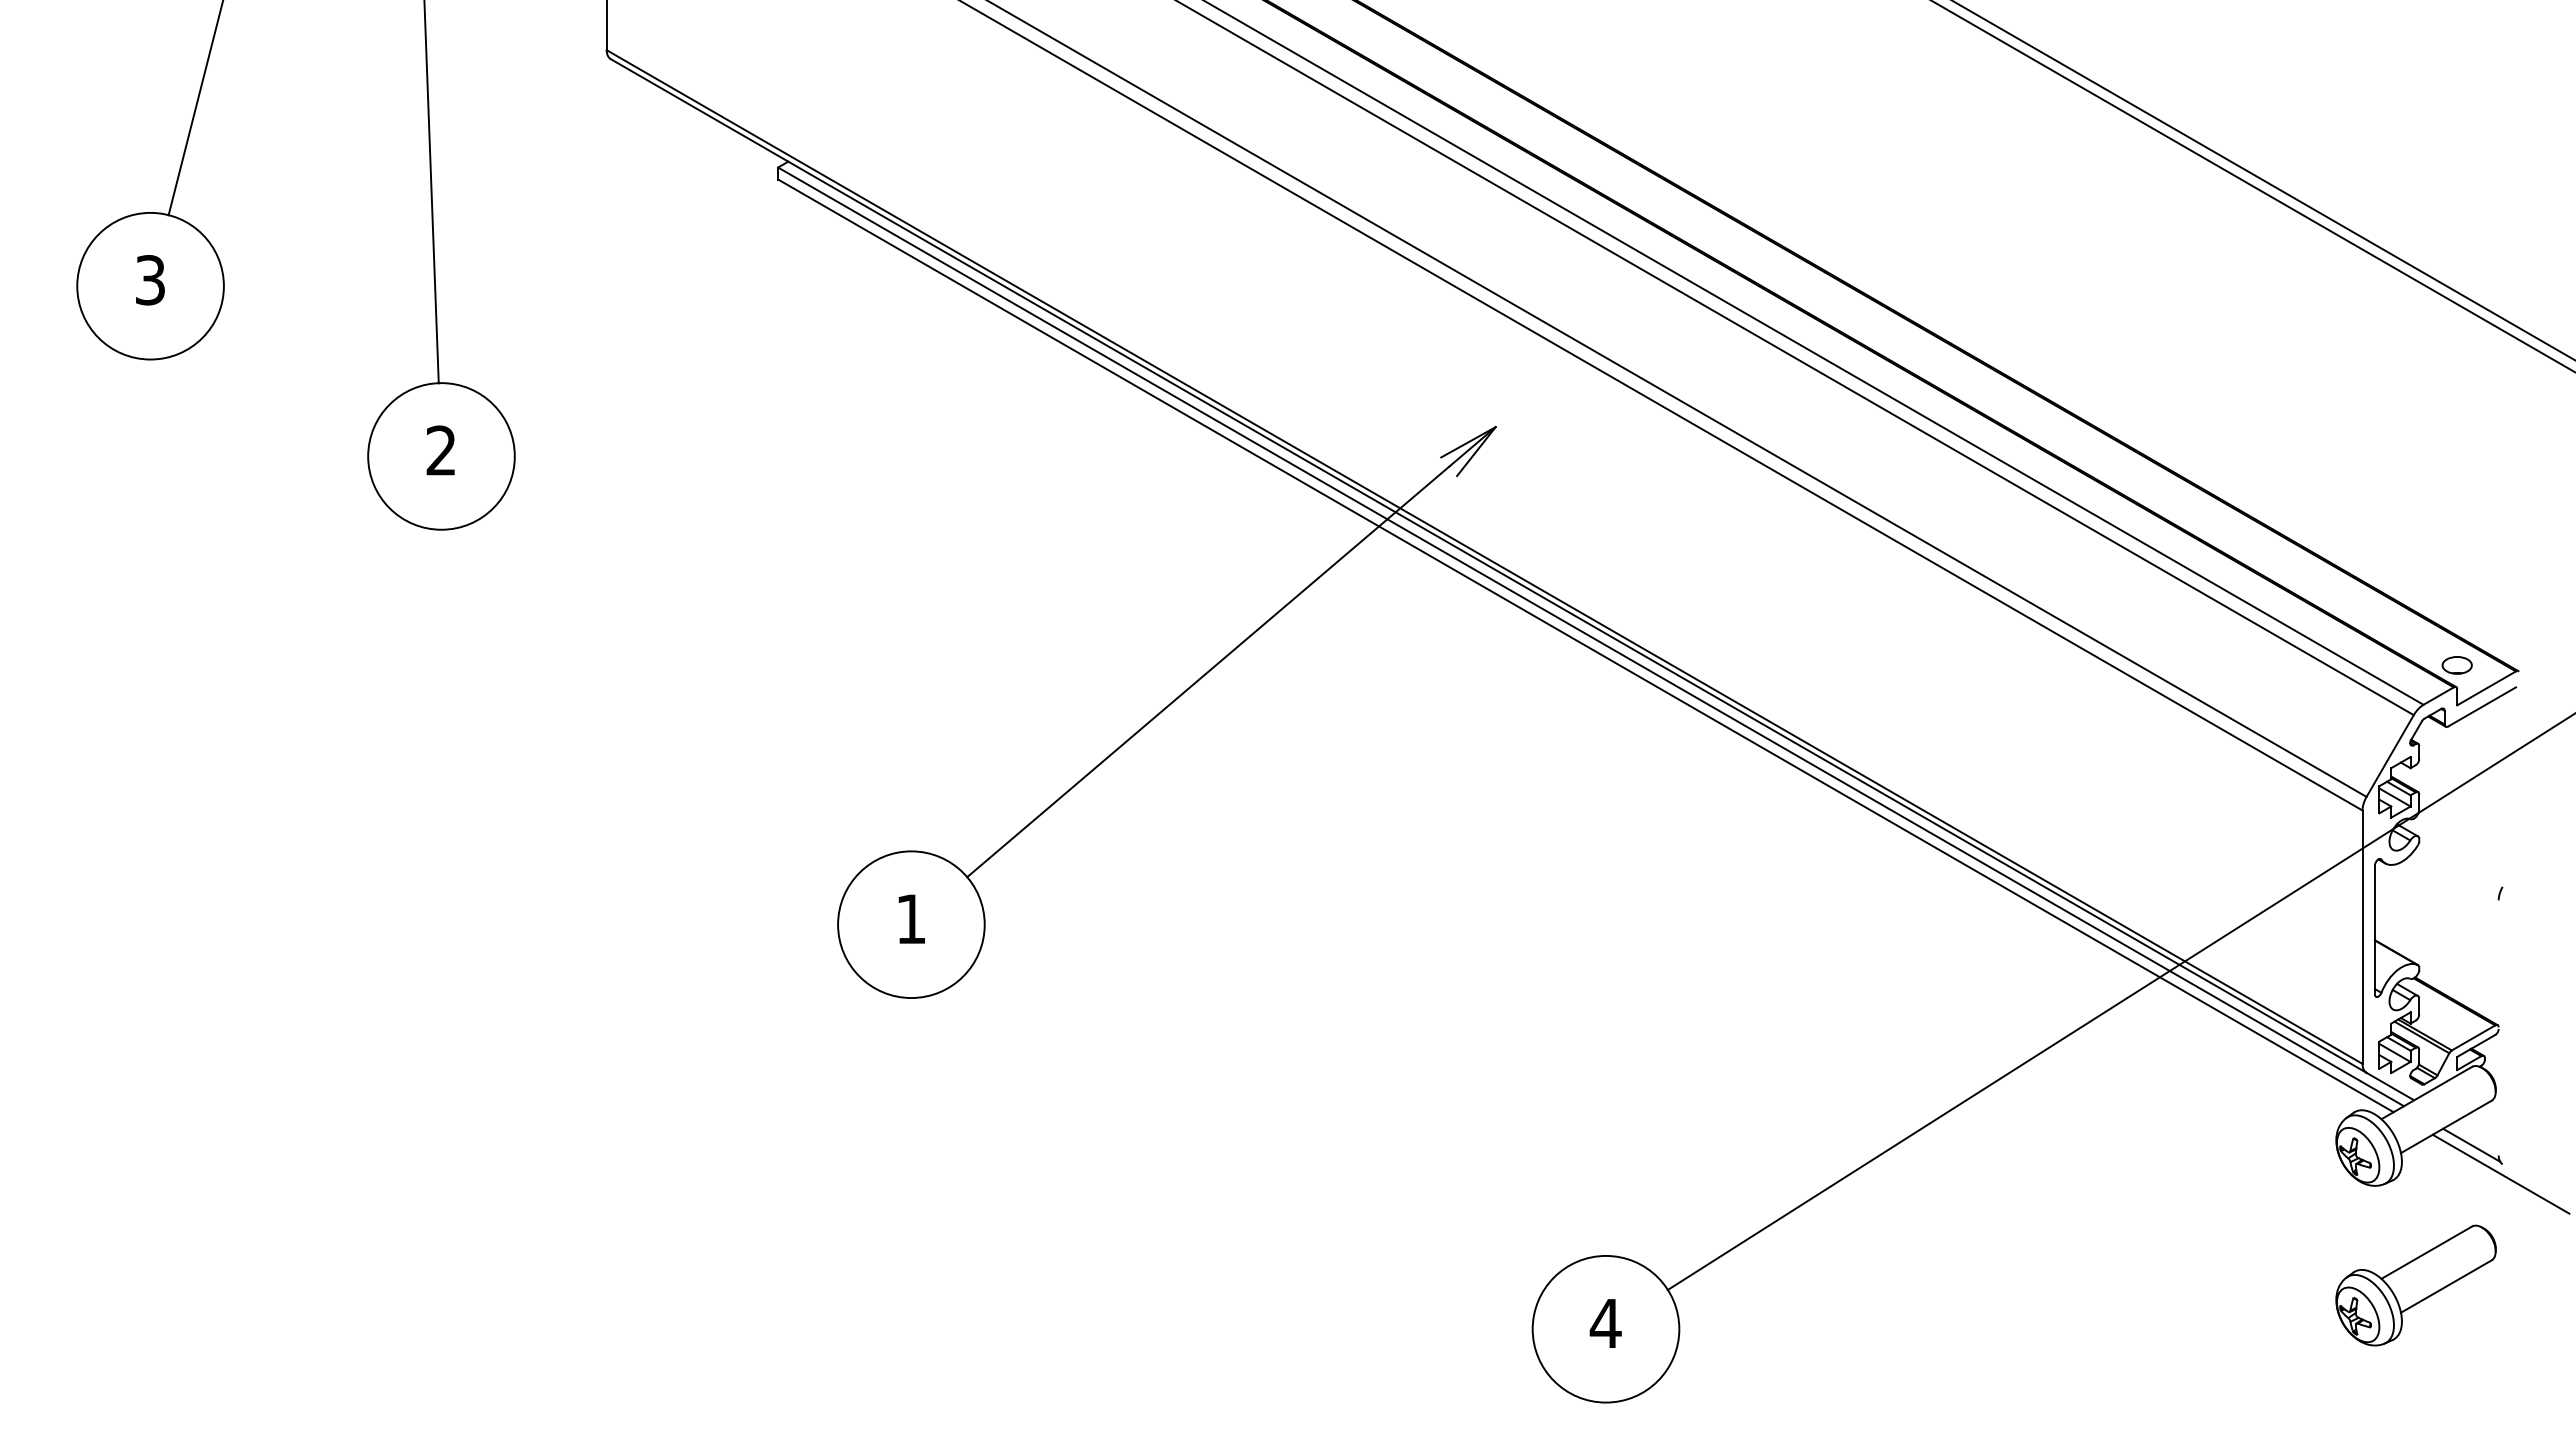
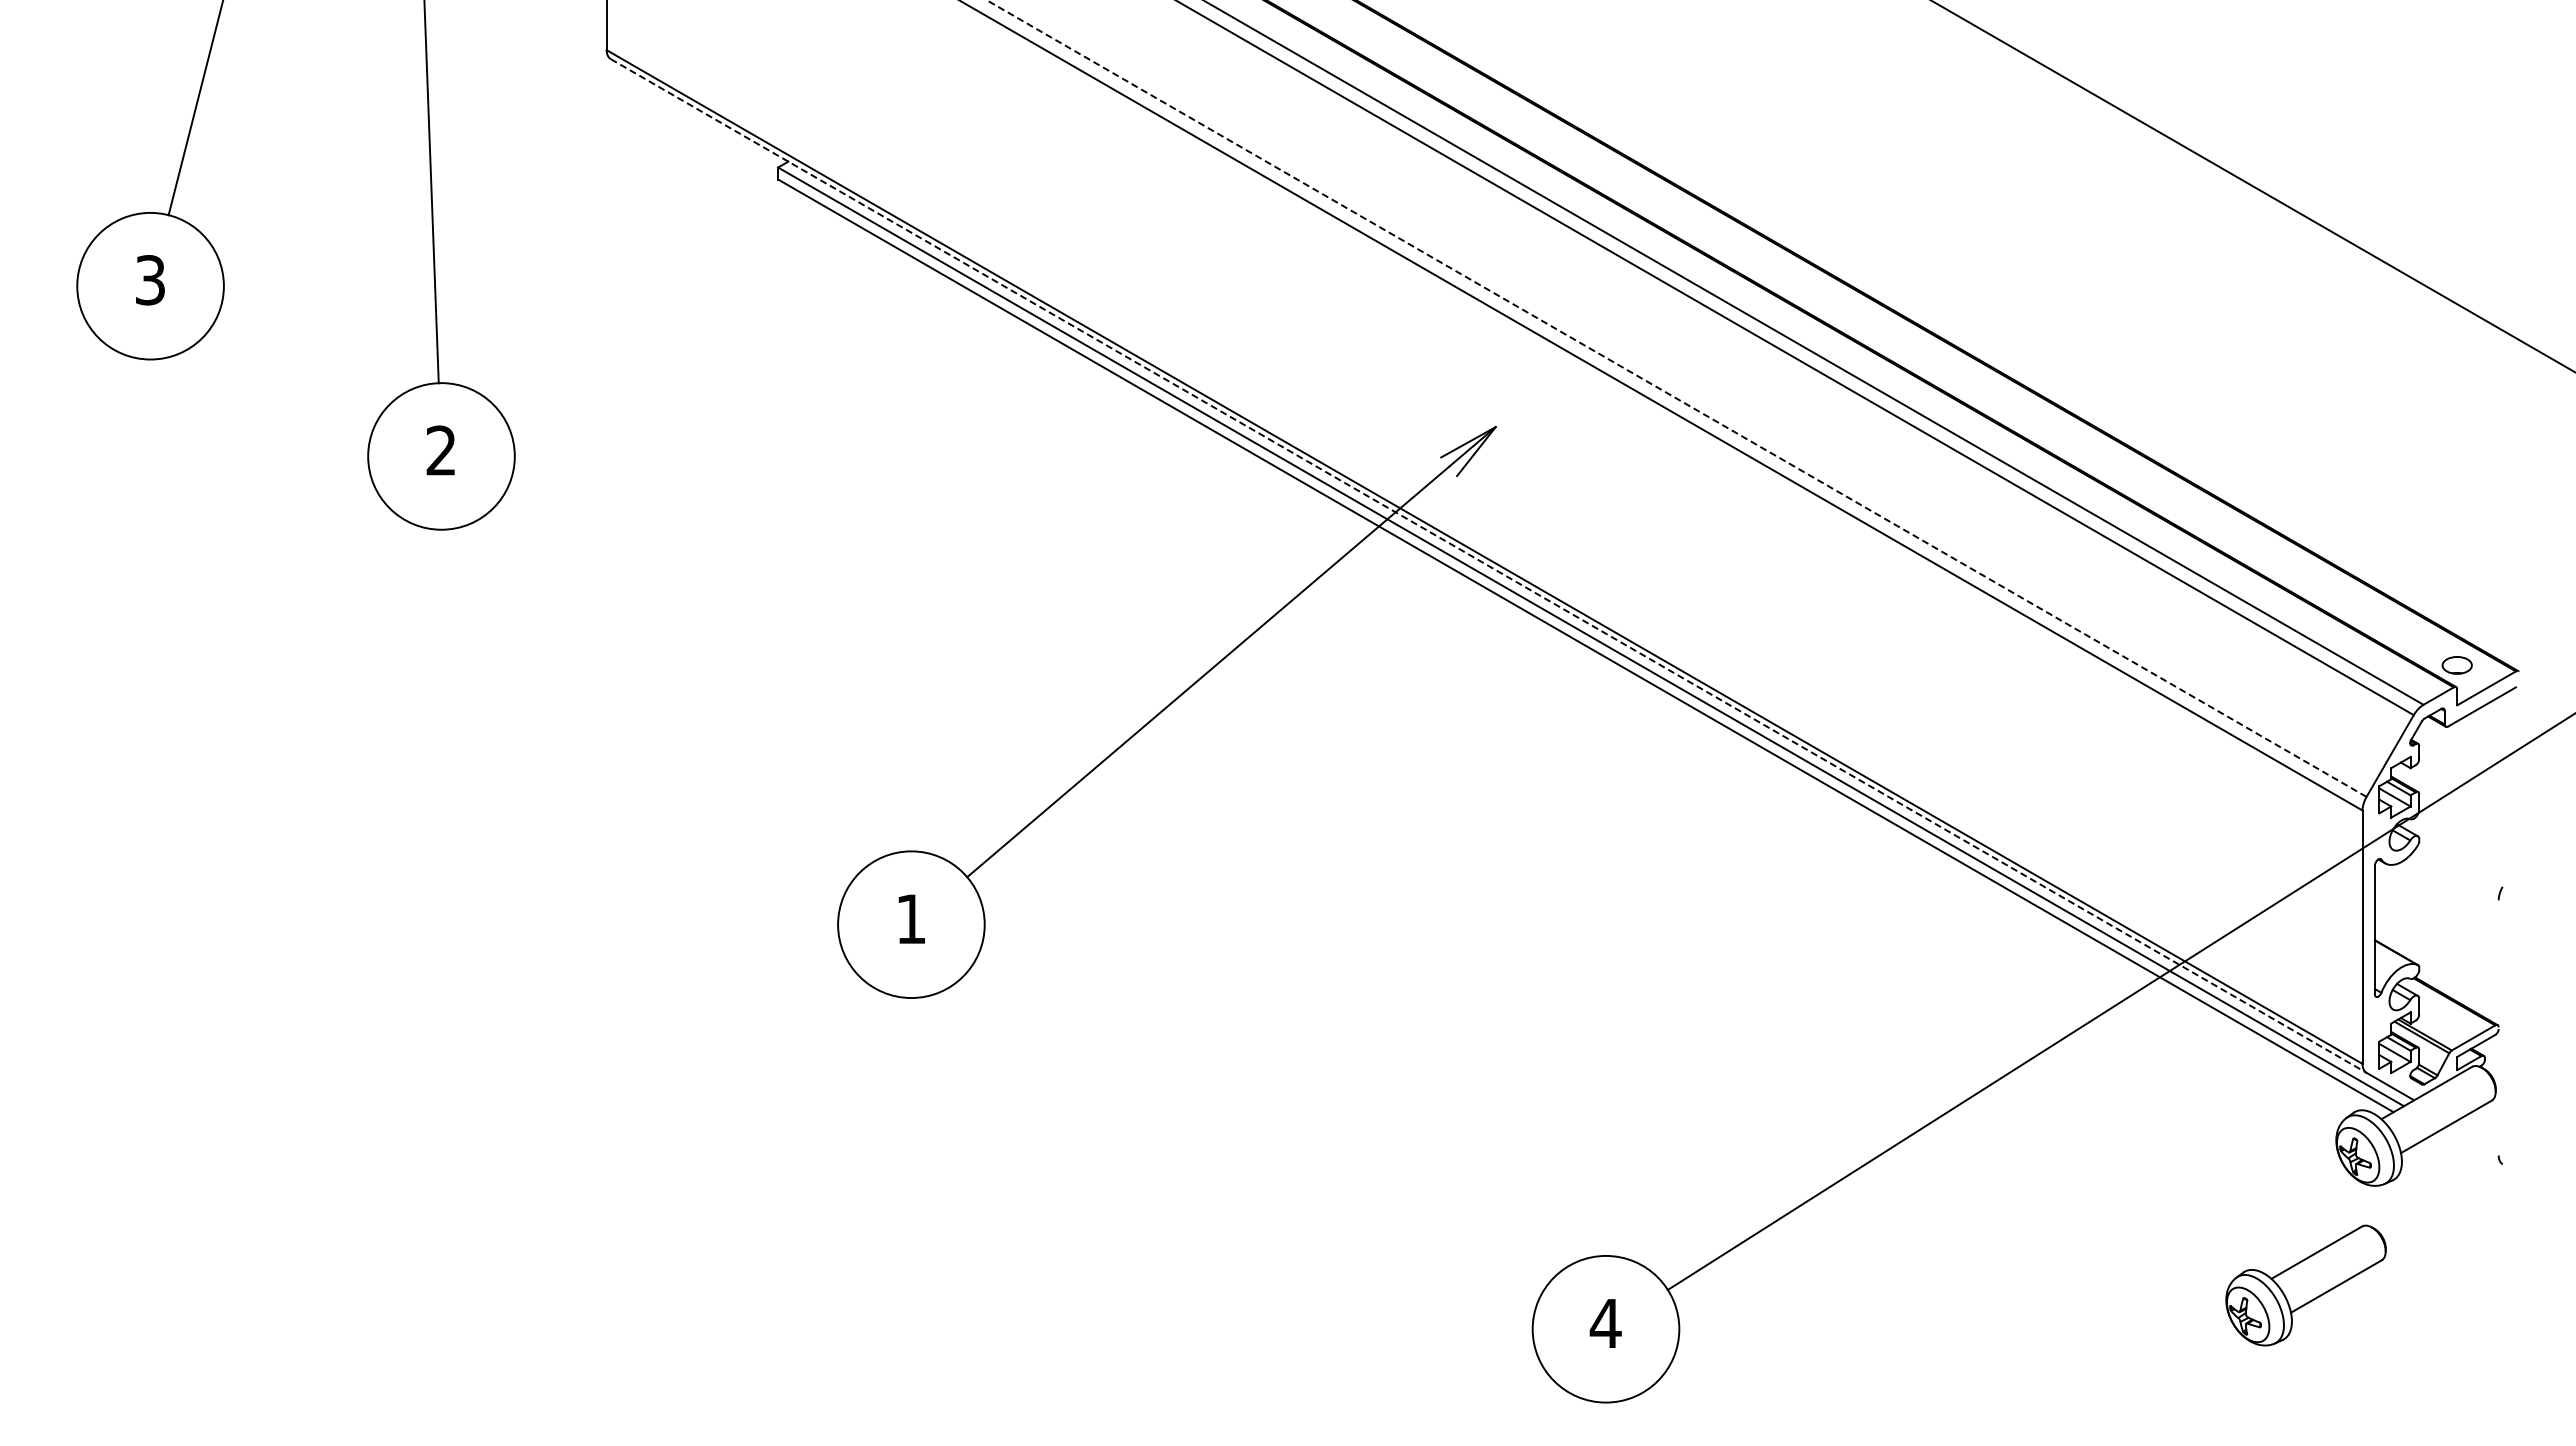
line: present -> none (2263, 180)
line: solid -> dashed (1676, 398)
line: solid -> dashed (1488, 565)
line: present -> none (2471, 1144)
line: present -> none (2500, 1173)
part position: (2415, 1285) -> (2305, 1285) (2305, 1285)
